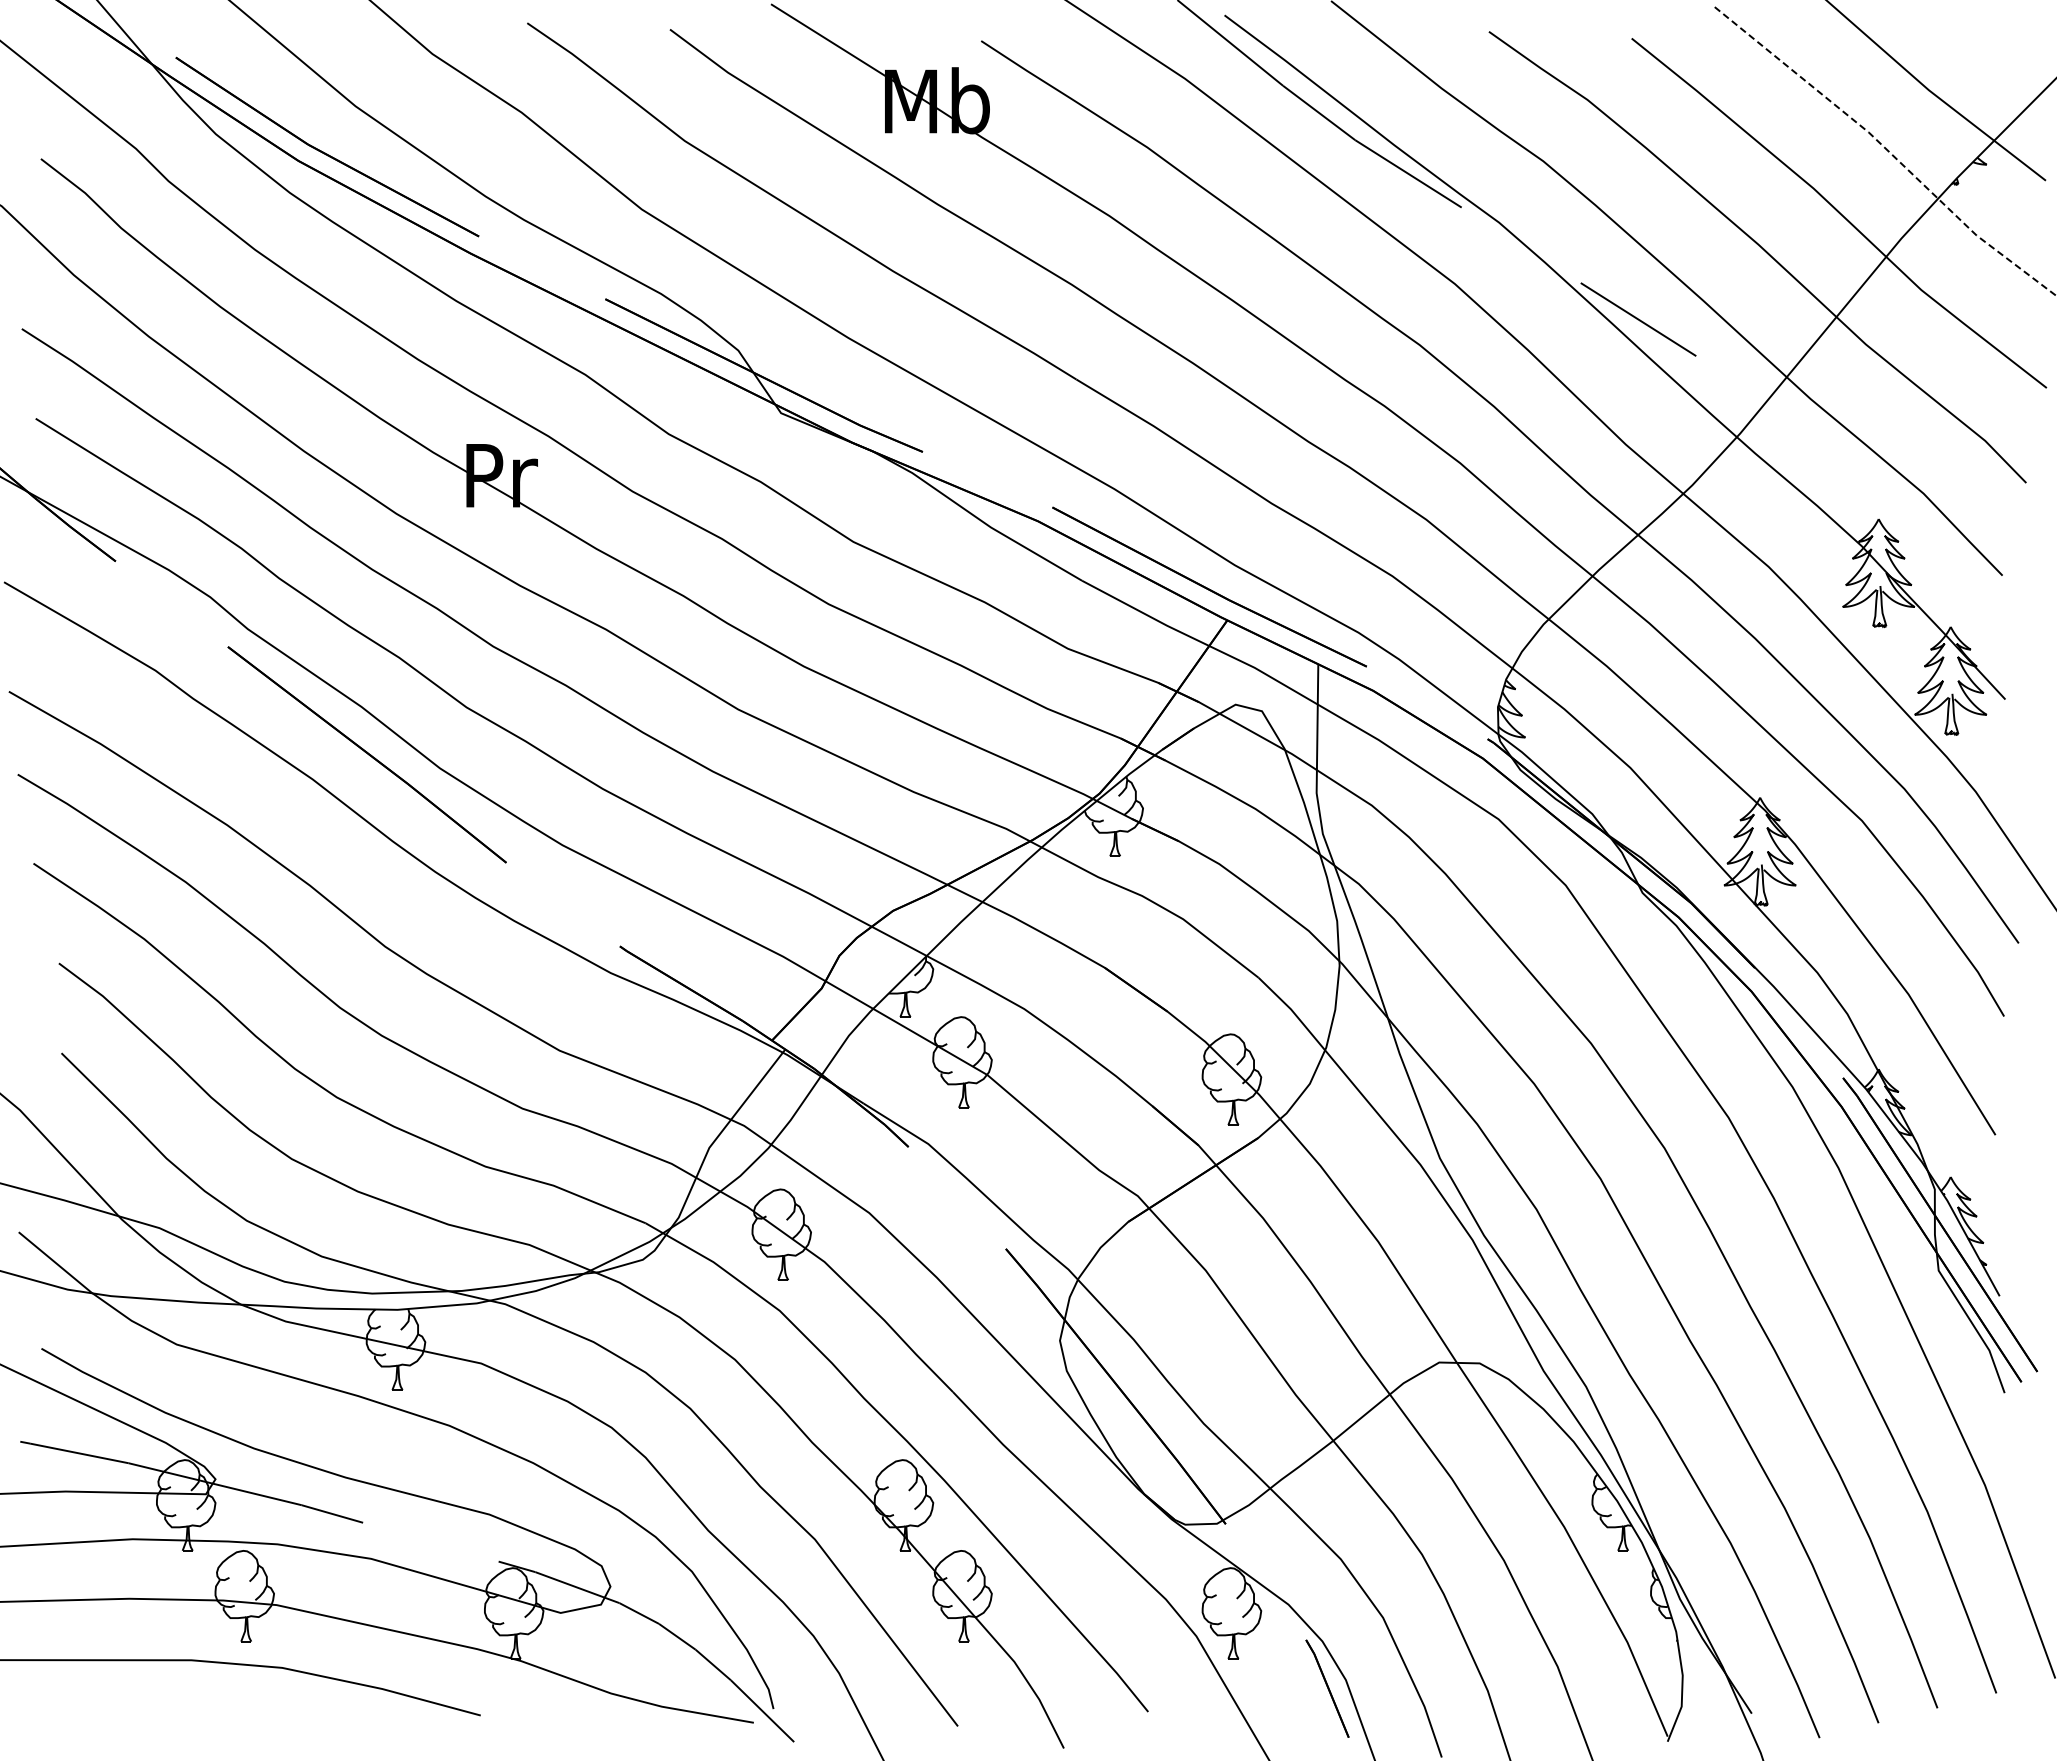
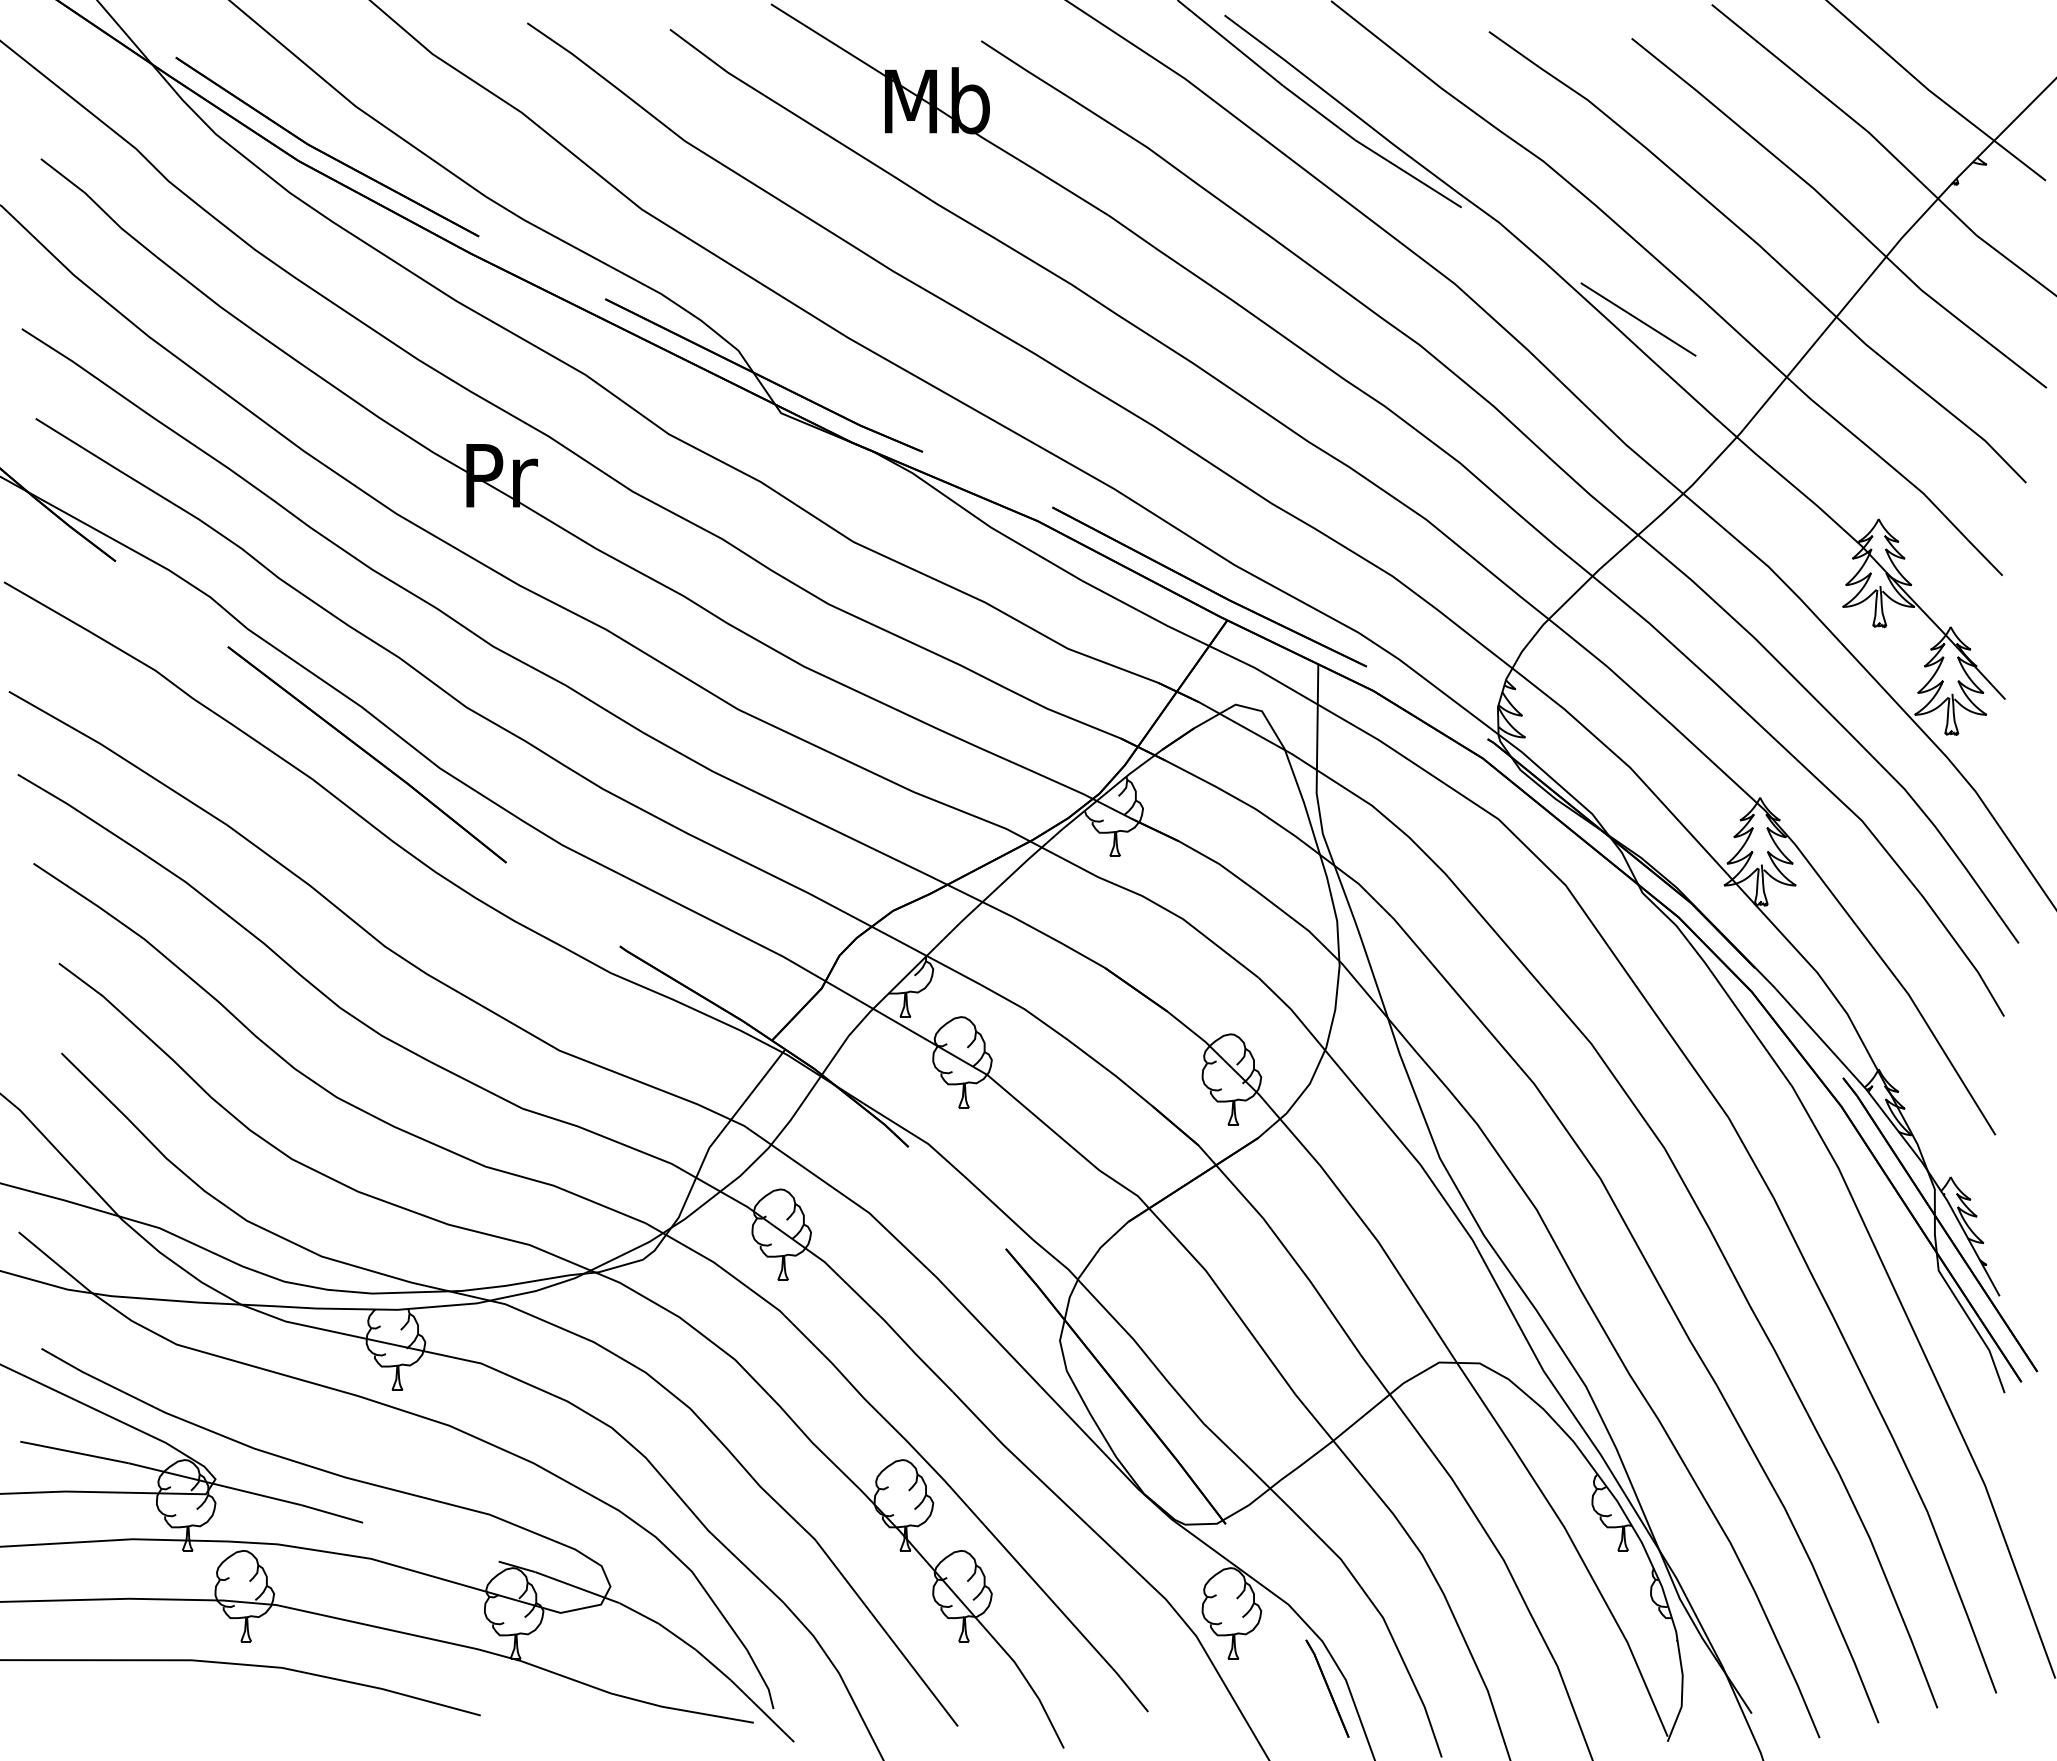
line: dashed -> solid (1885, 148)
